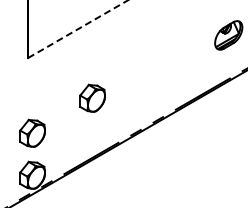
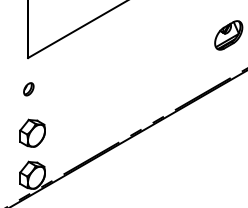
line: dashed -> solid (78, 29)
part: none -> present (28, 89)
part: present -> none (92, 97)
